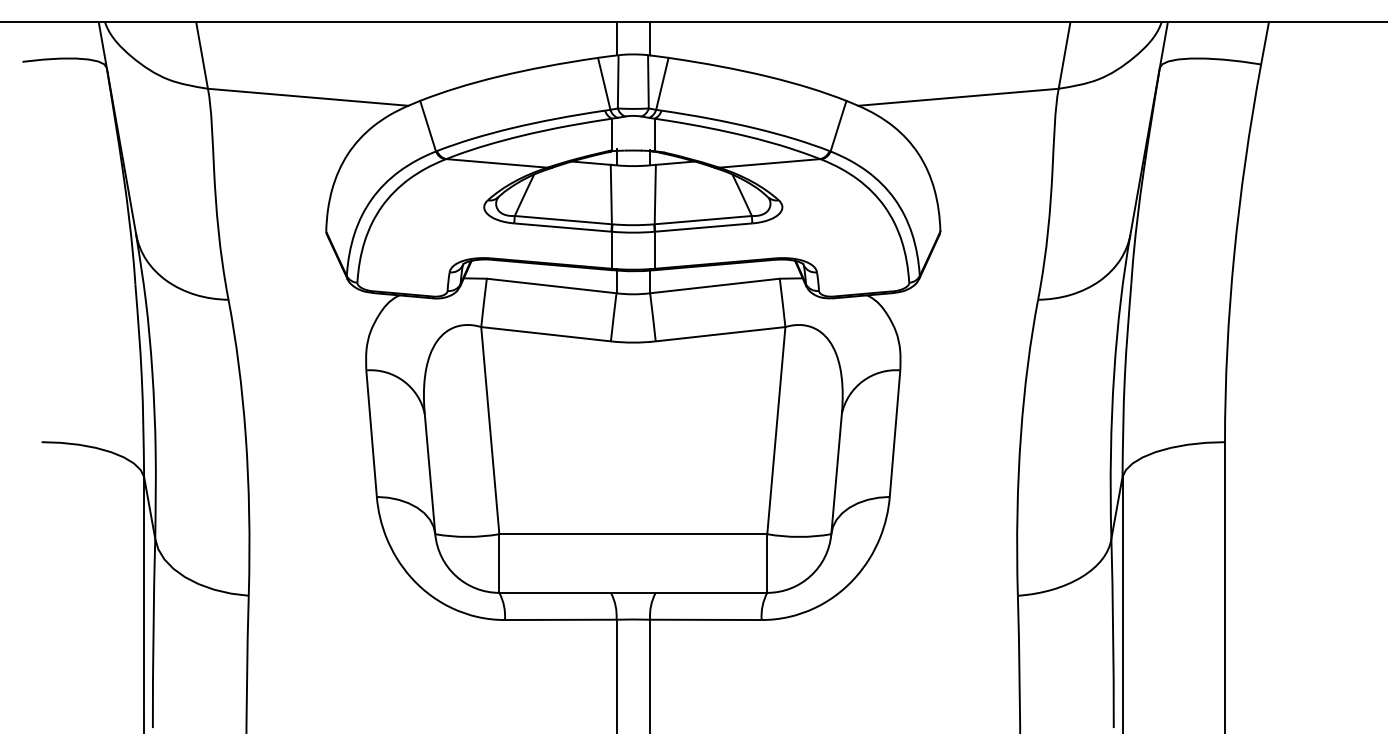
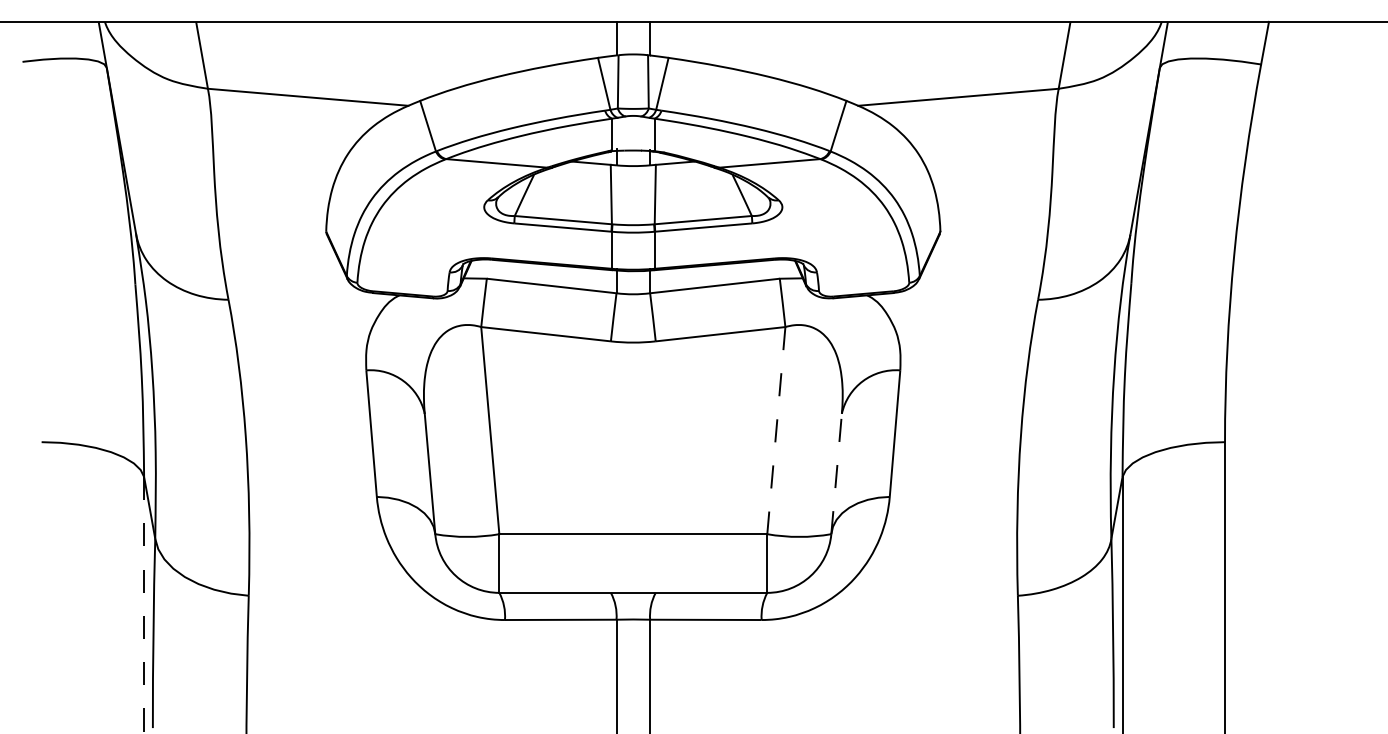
line: solid -> dashed (776, 430)
line: solid -> dashed (836, 473)
line: solid -> dashed (144, 605)
